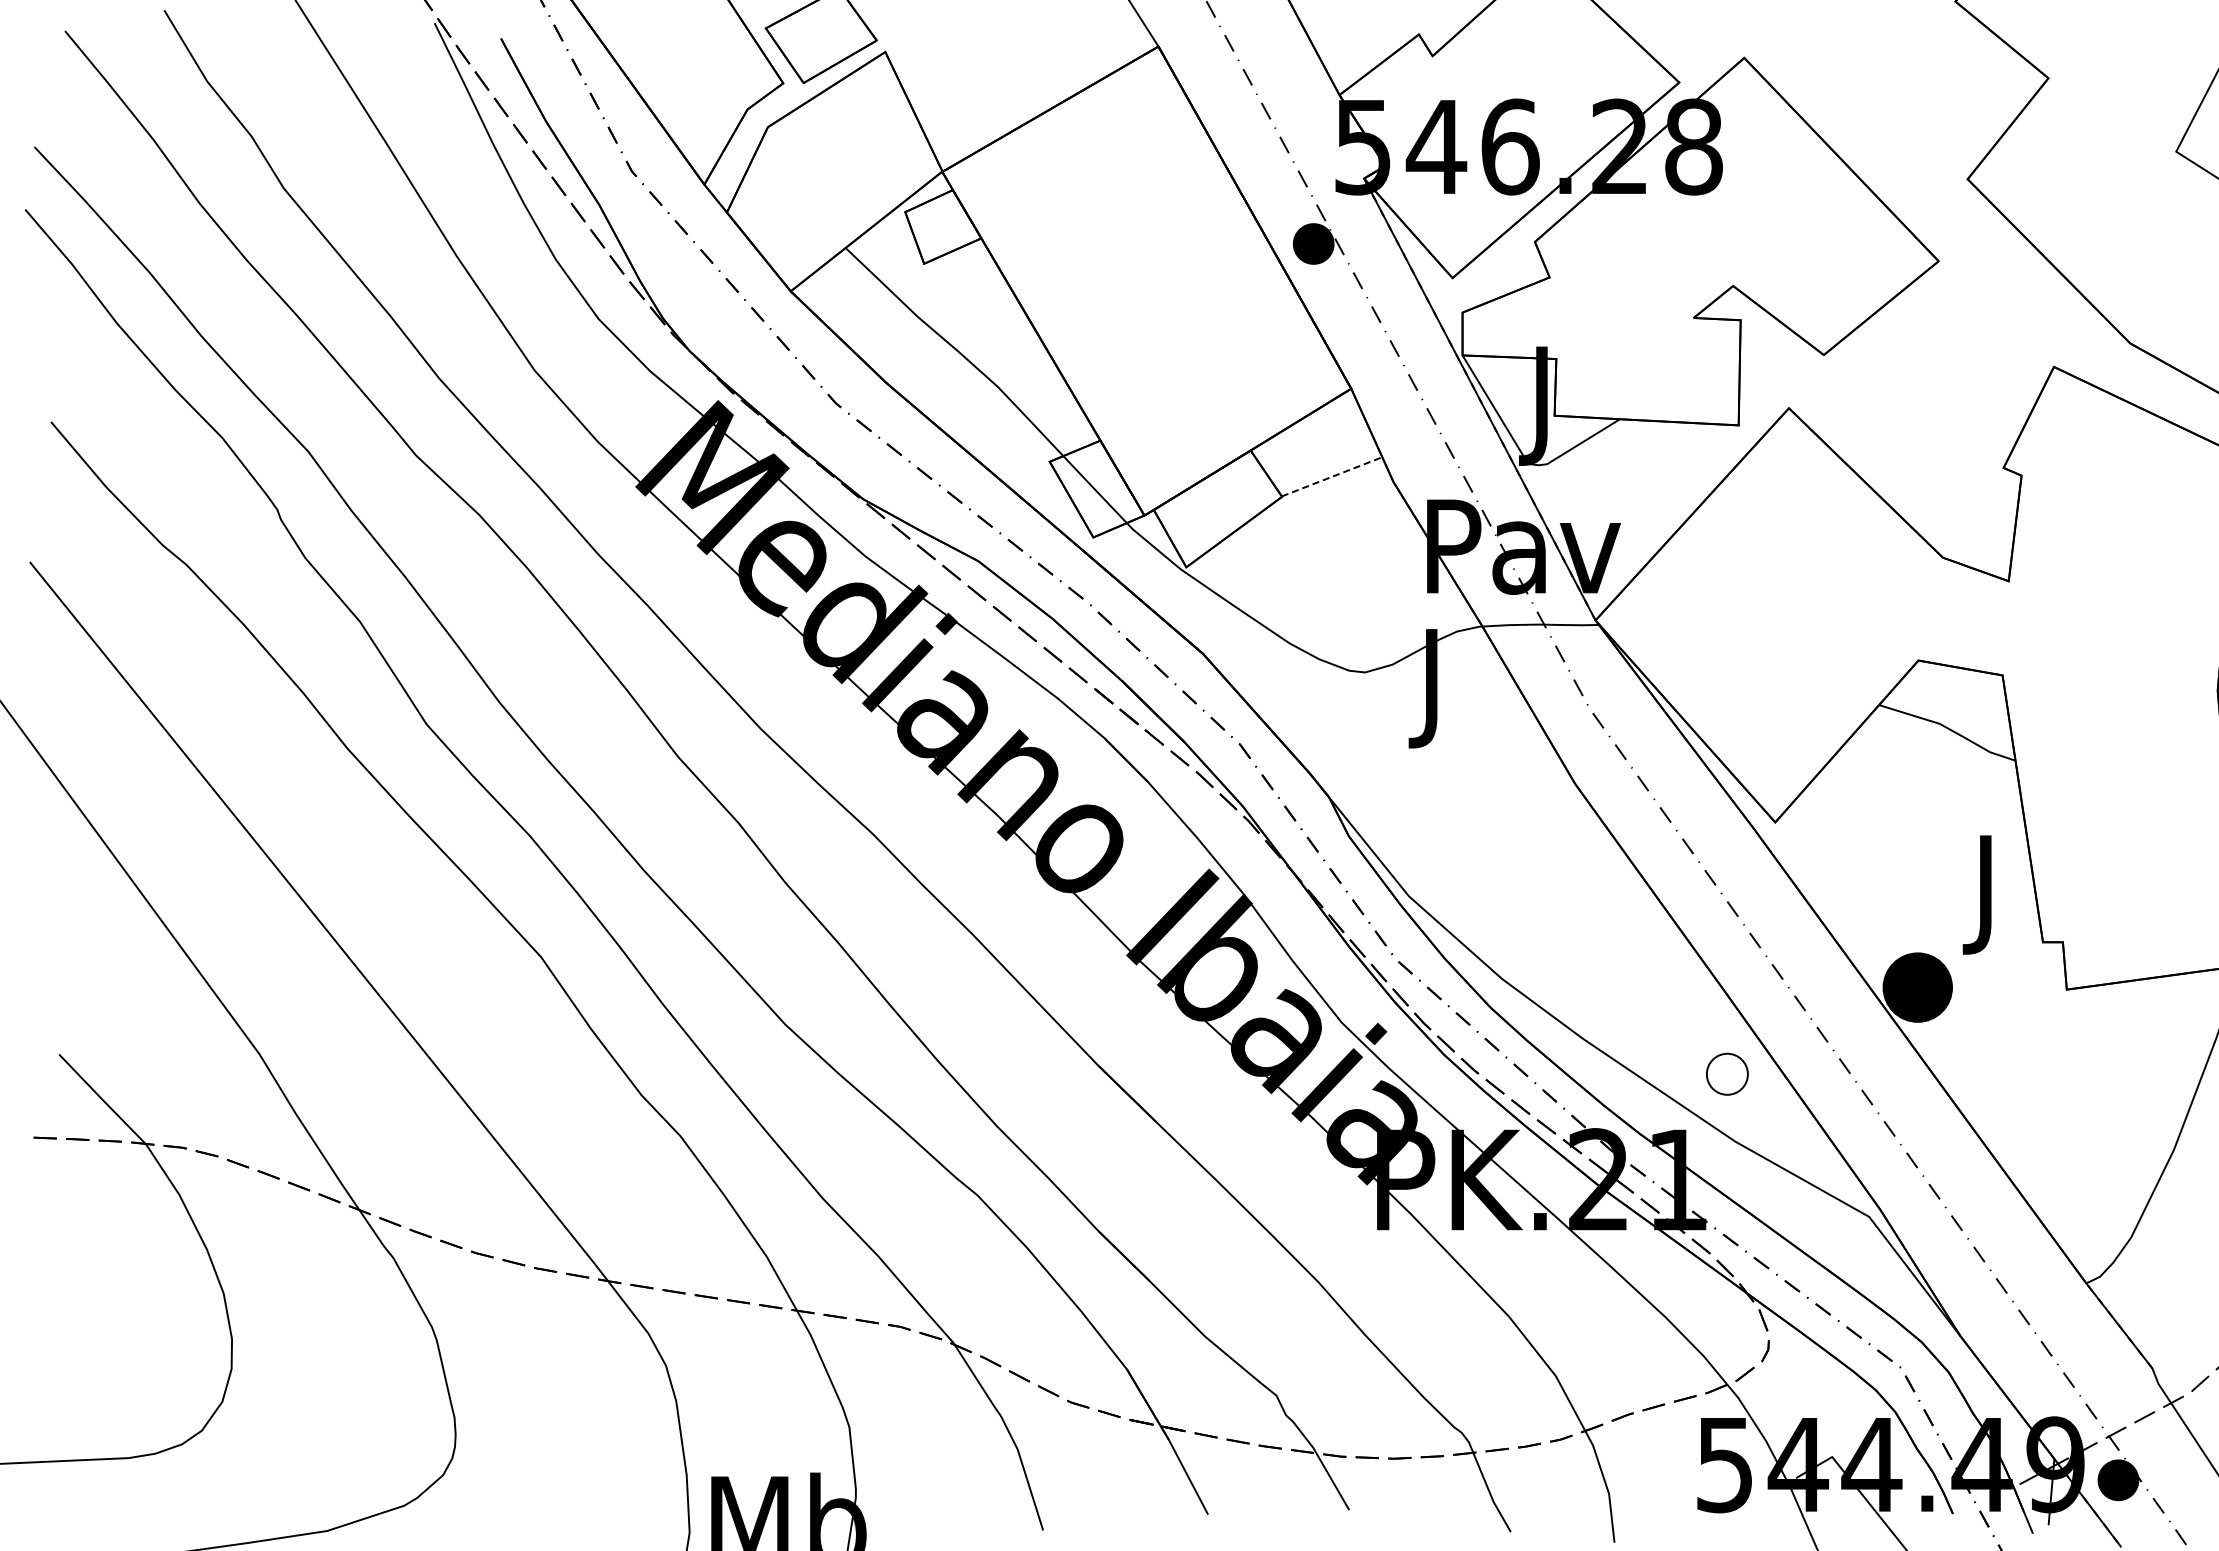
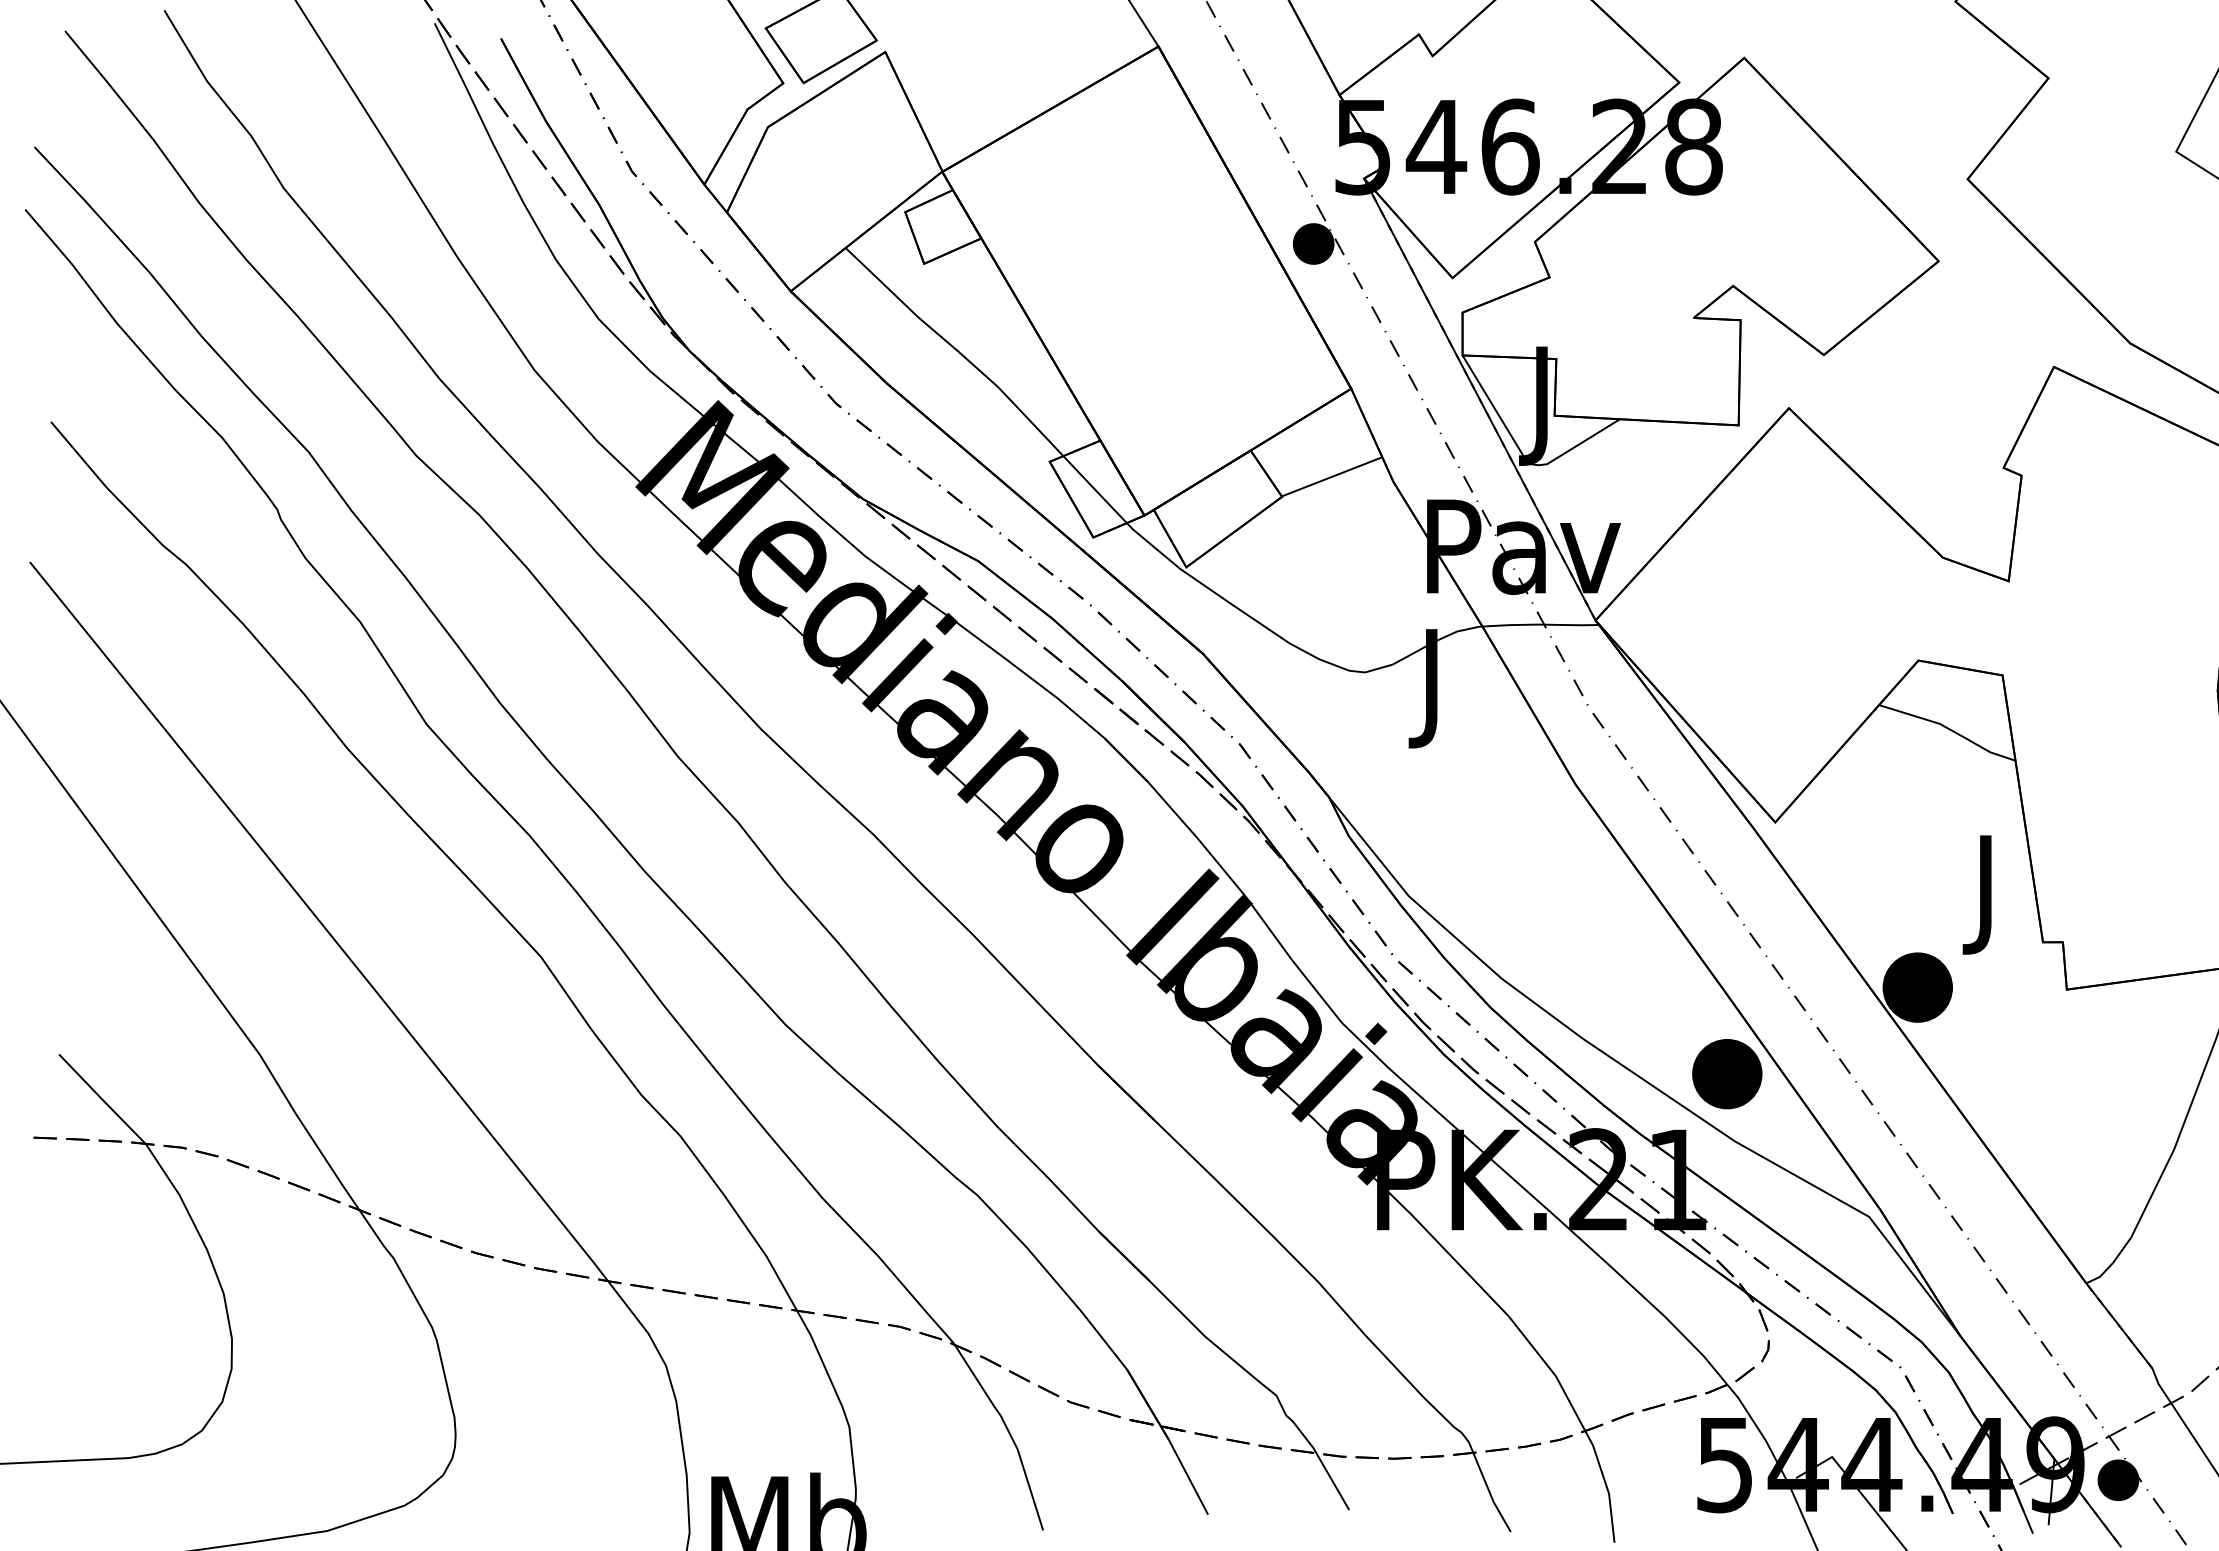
line: dashed -> solid (1332, 476)
part size: 43x44 px -> 71x71 px (1727, 1074)
